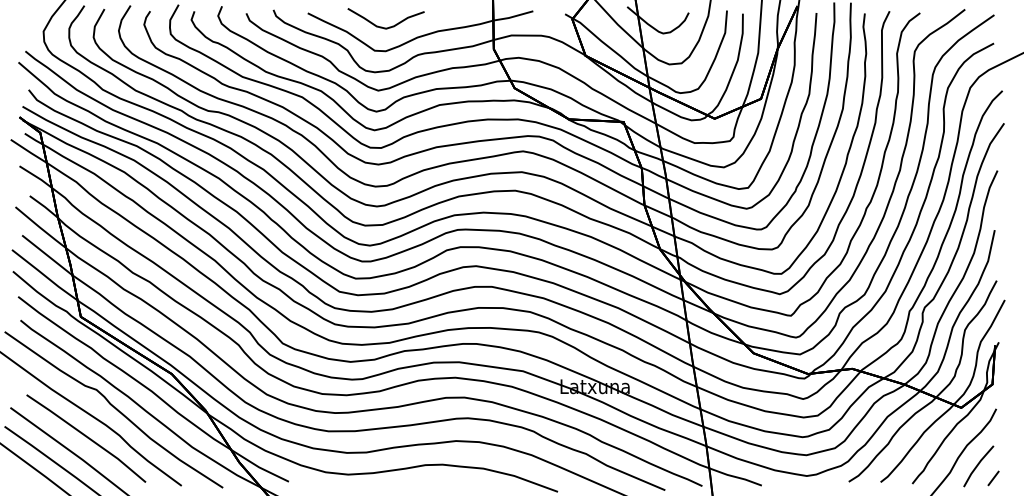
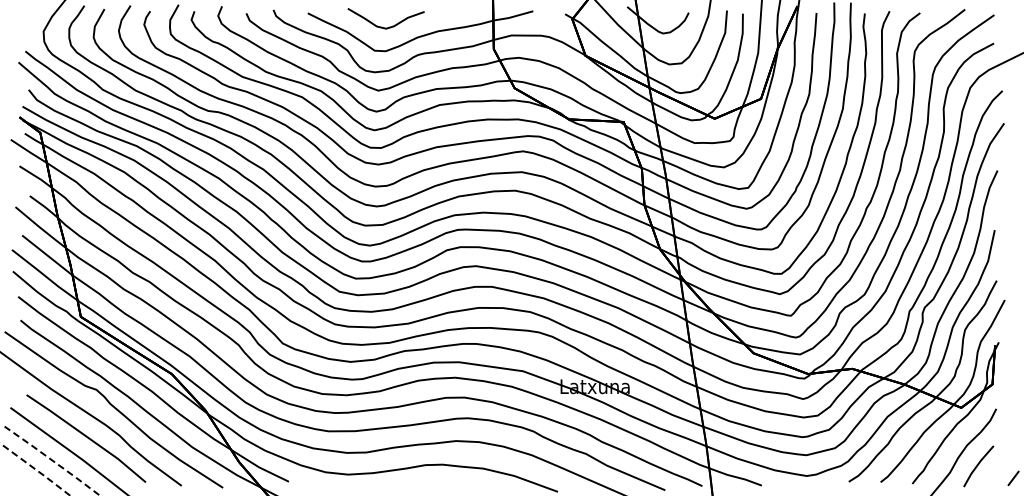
line: solid -> dashed (52, 460)
line: solid -> dashed (35, 469)
line position: (993, 478) -> (1013, 478) (1013, 478)
